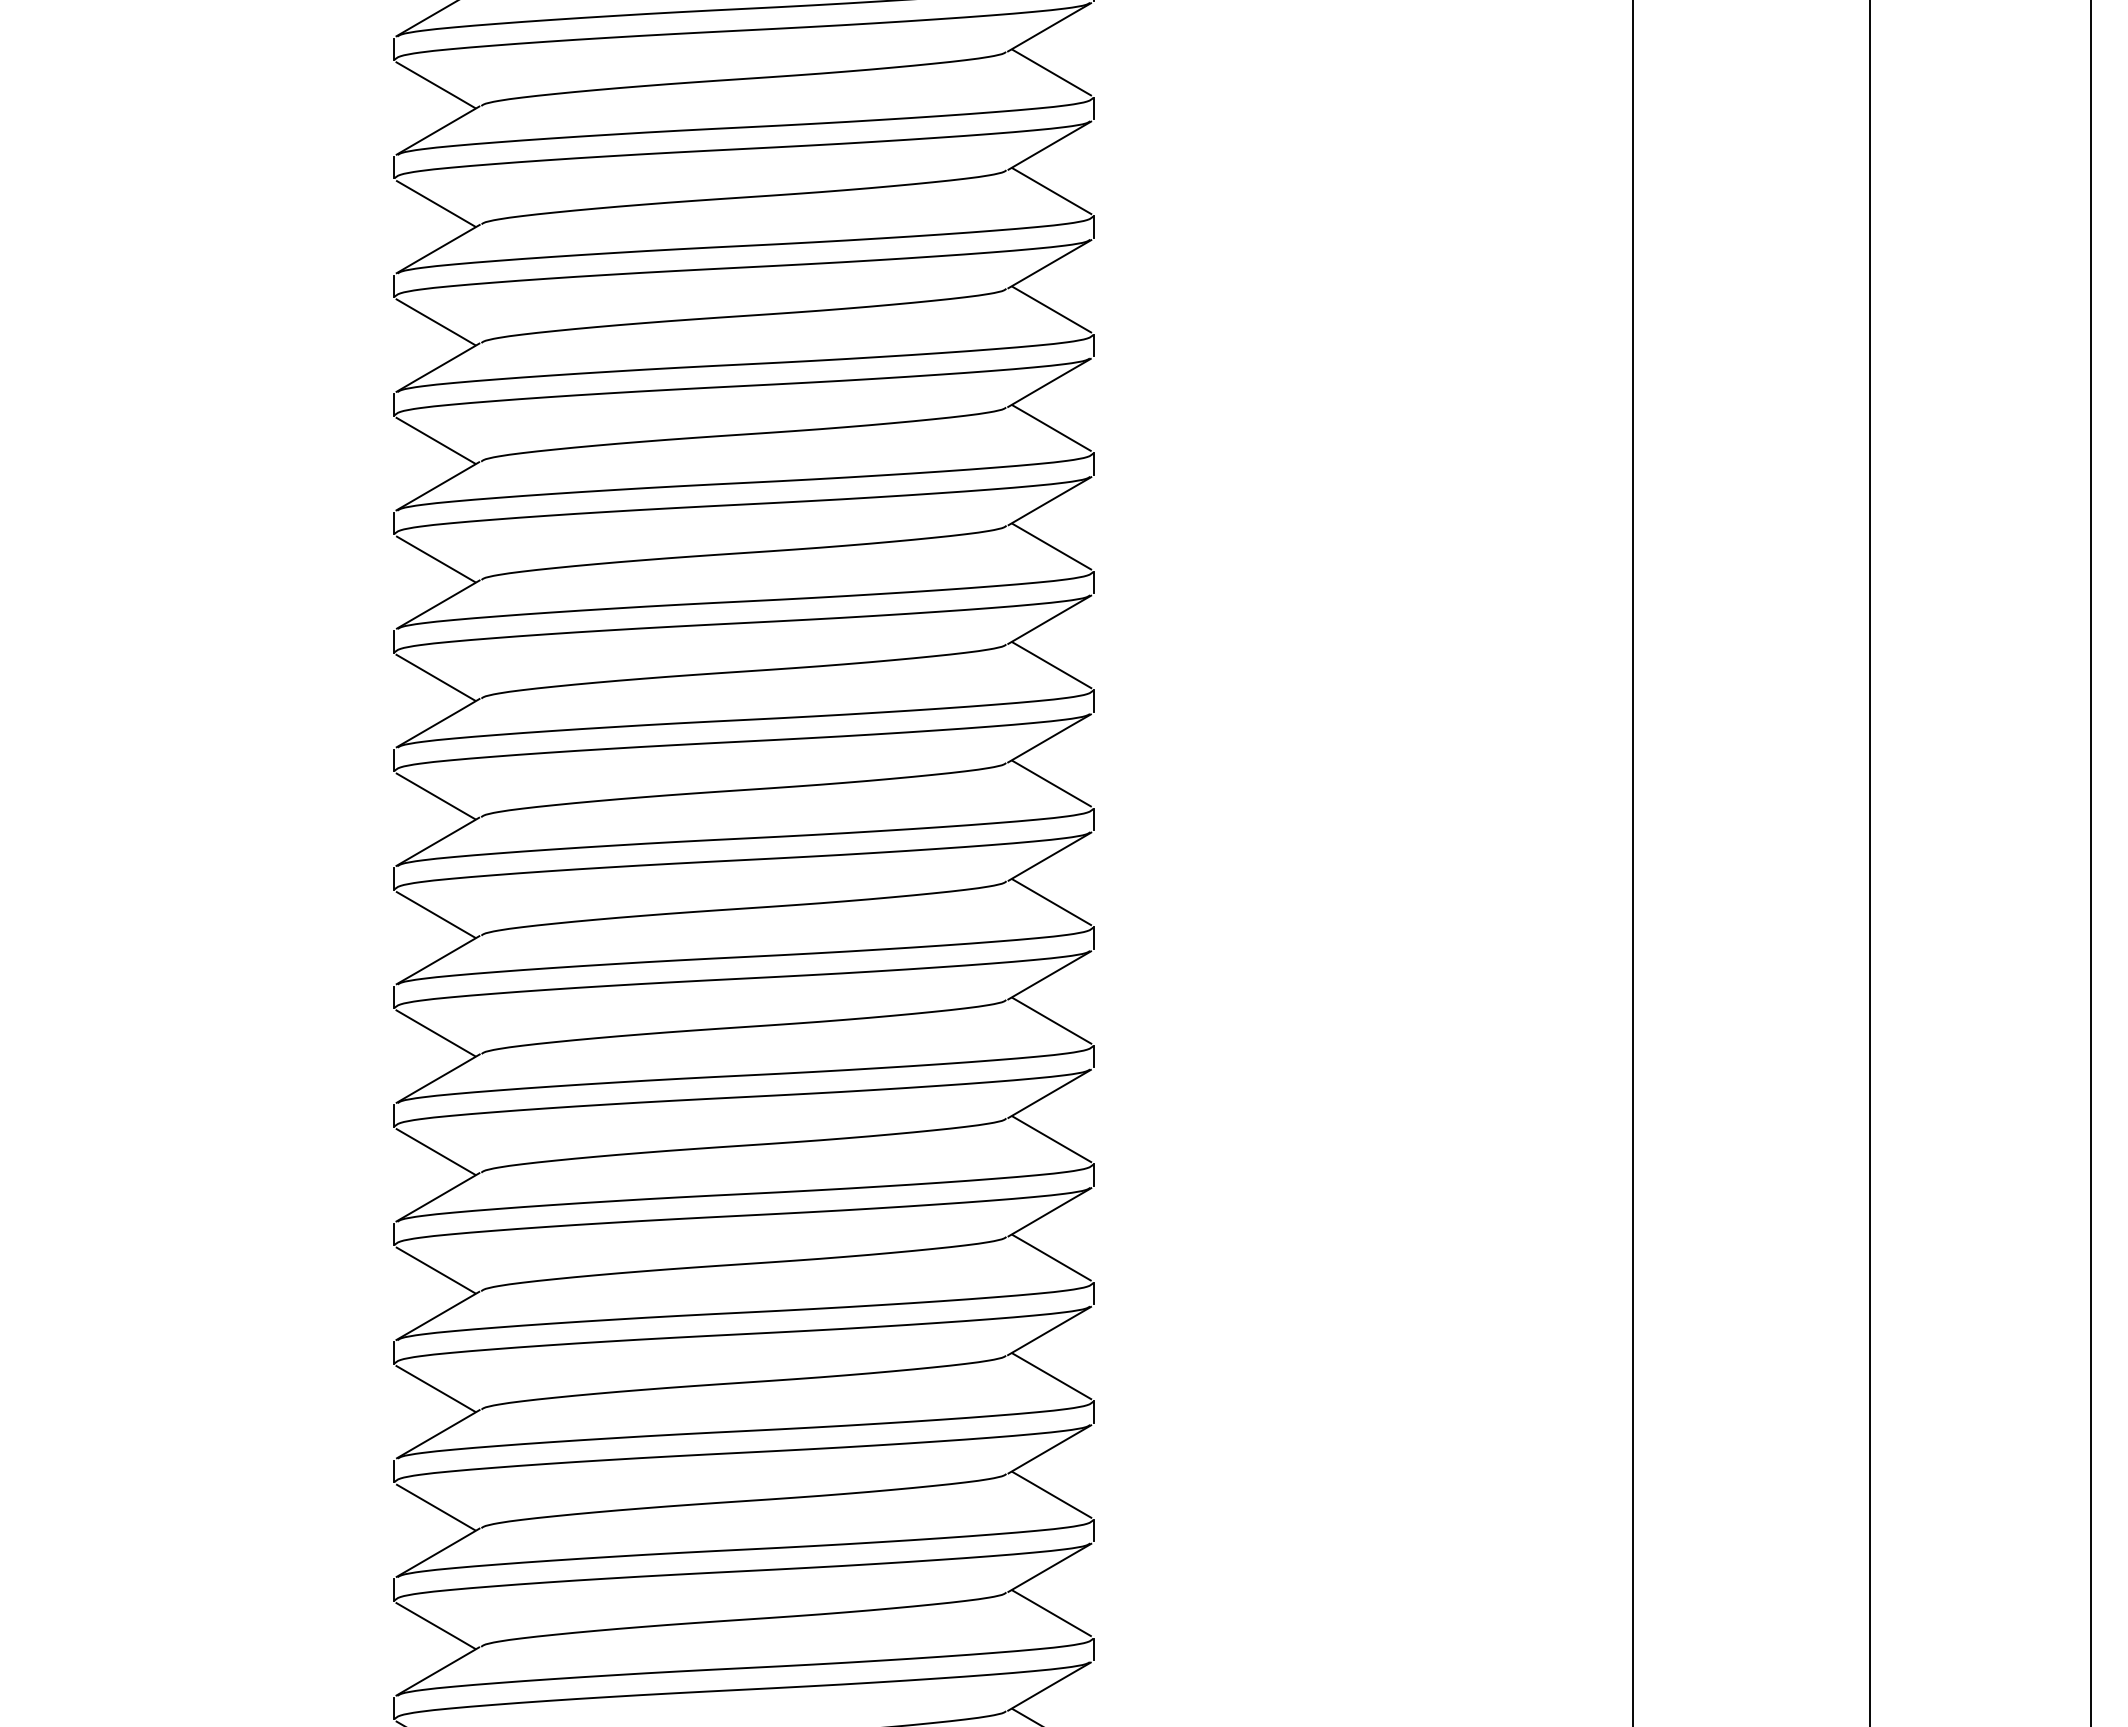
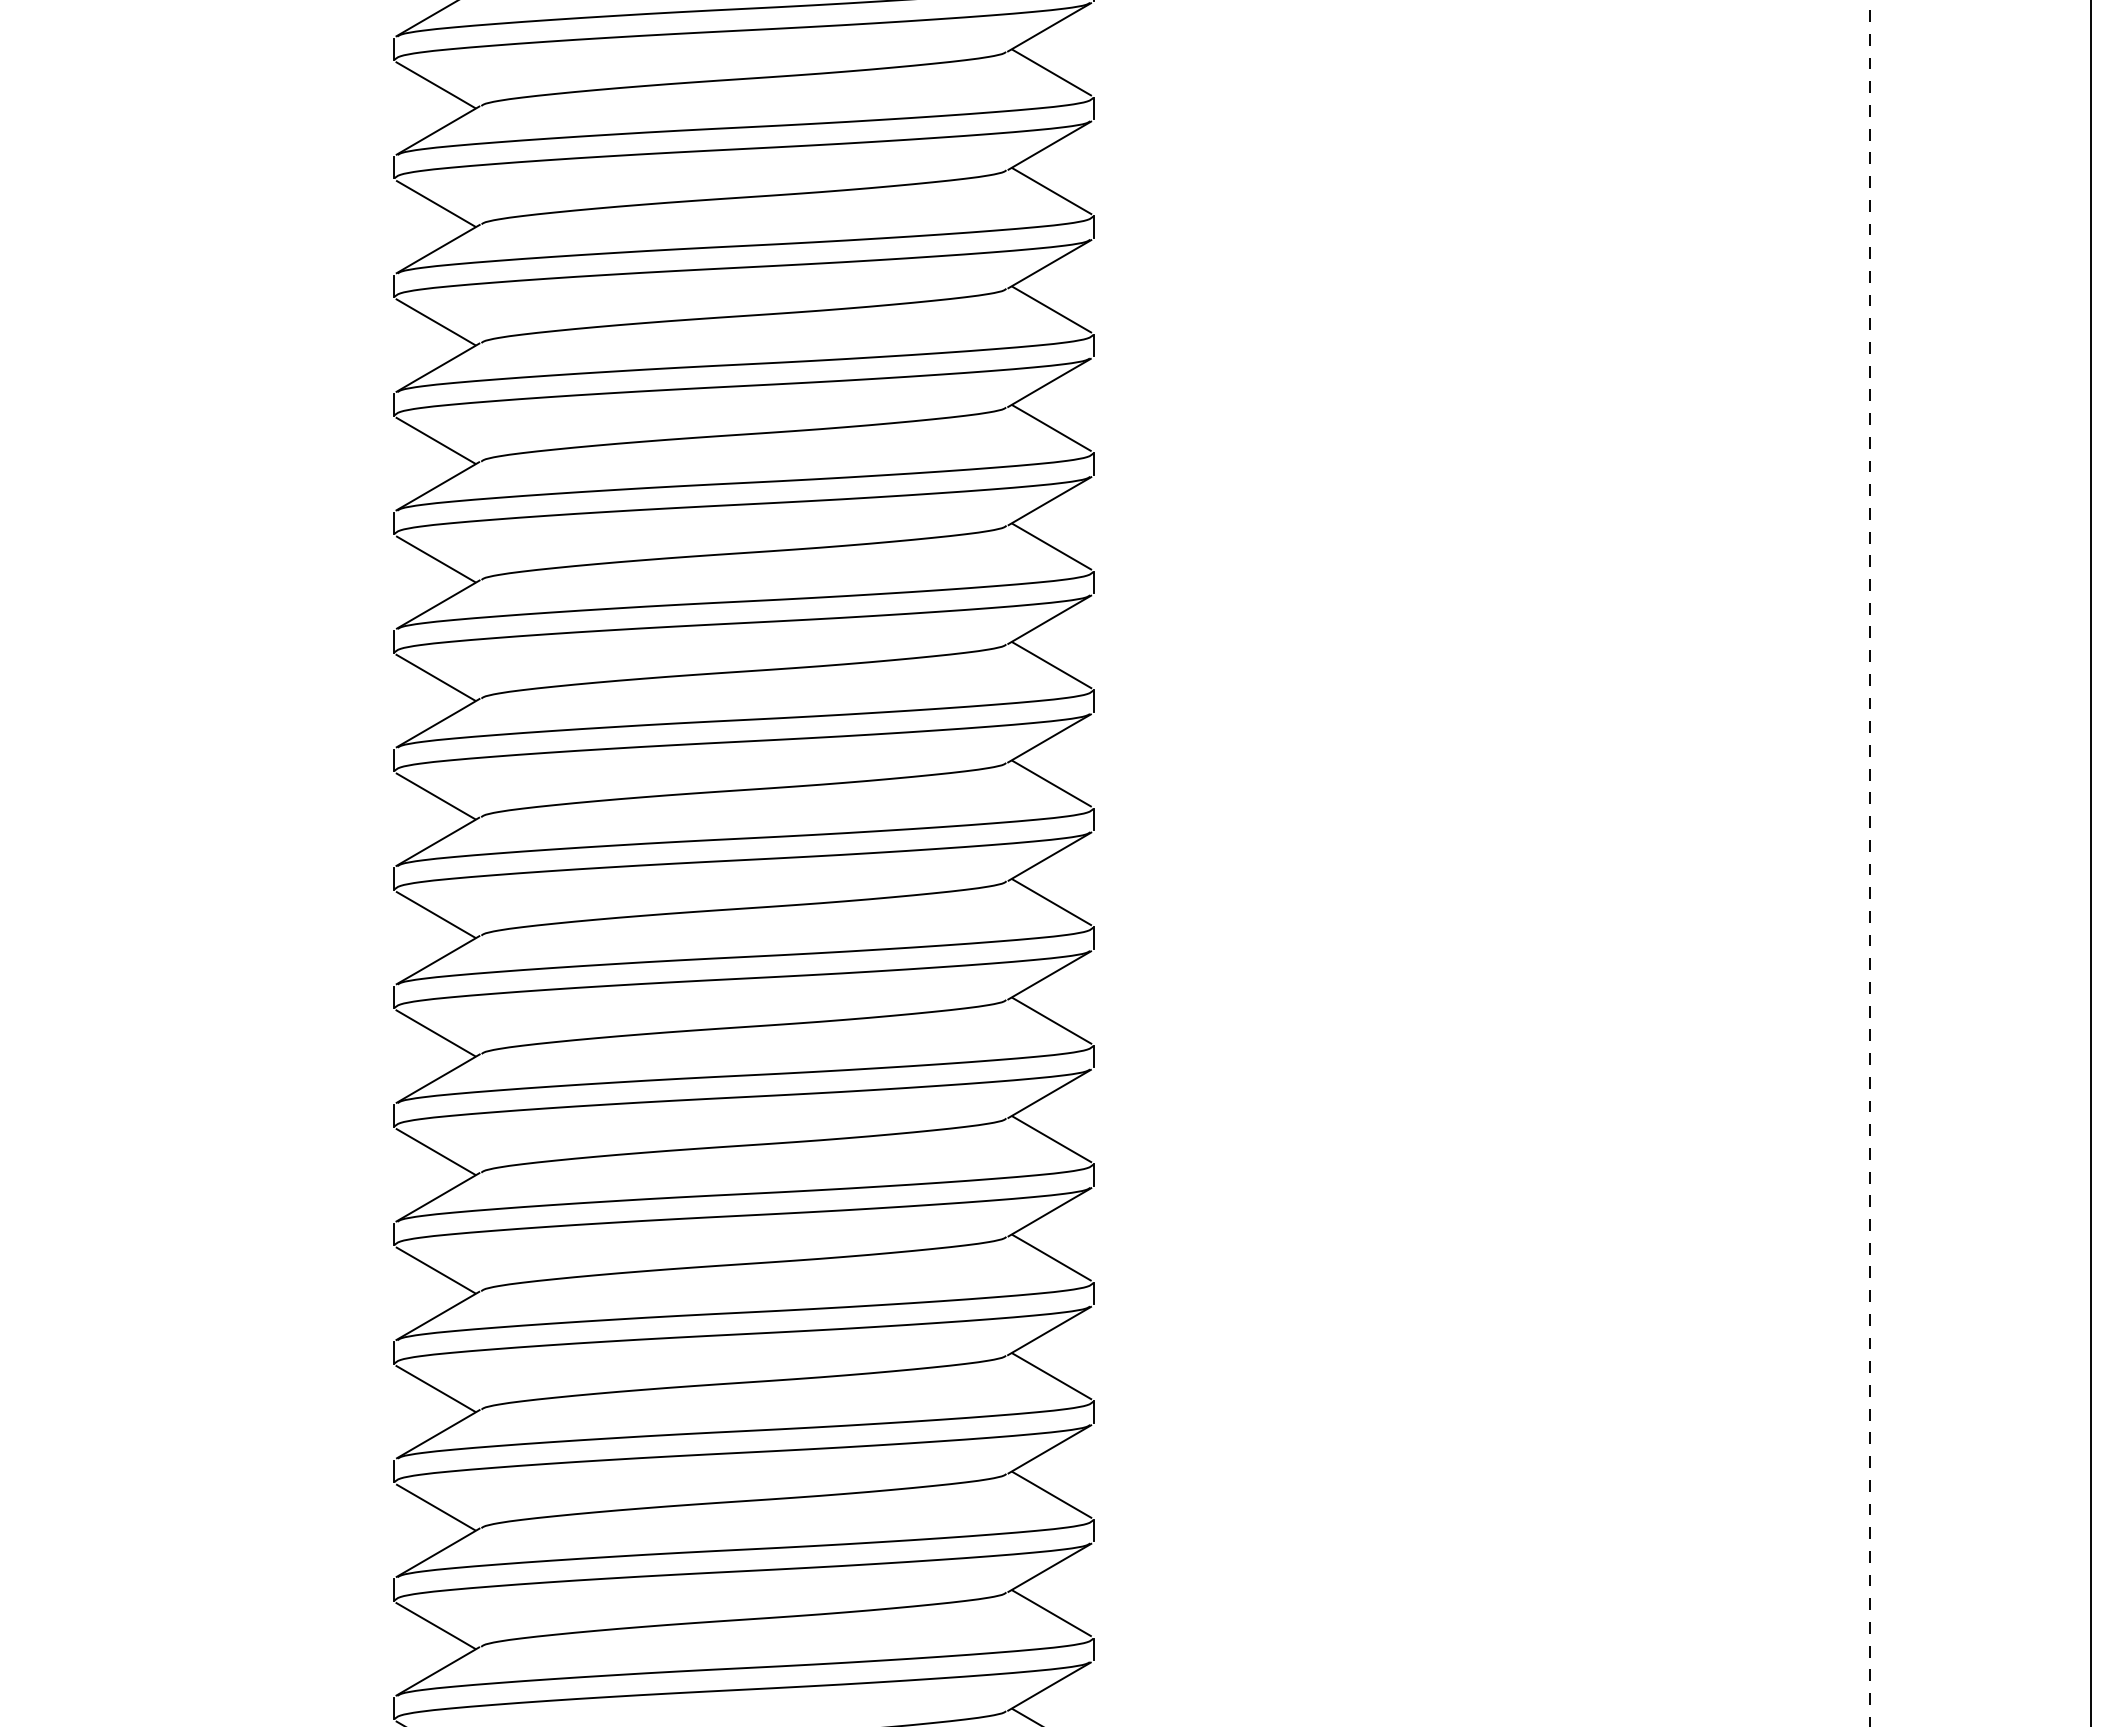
line: present -> none (1632, 862)
line: solid -> dashed (1869, 863)
